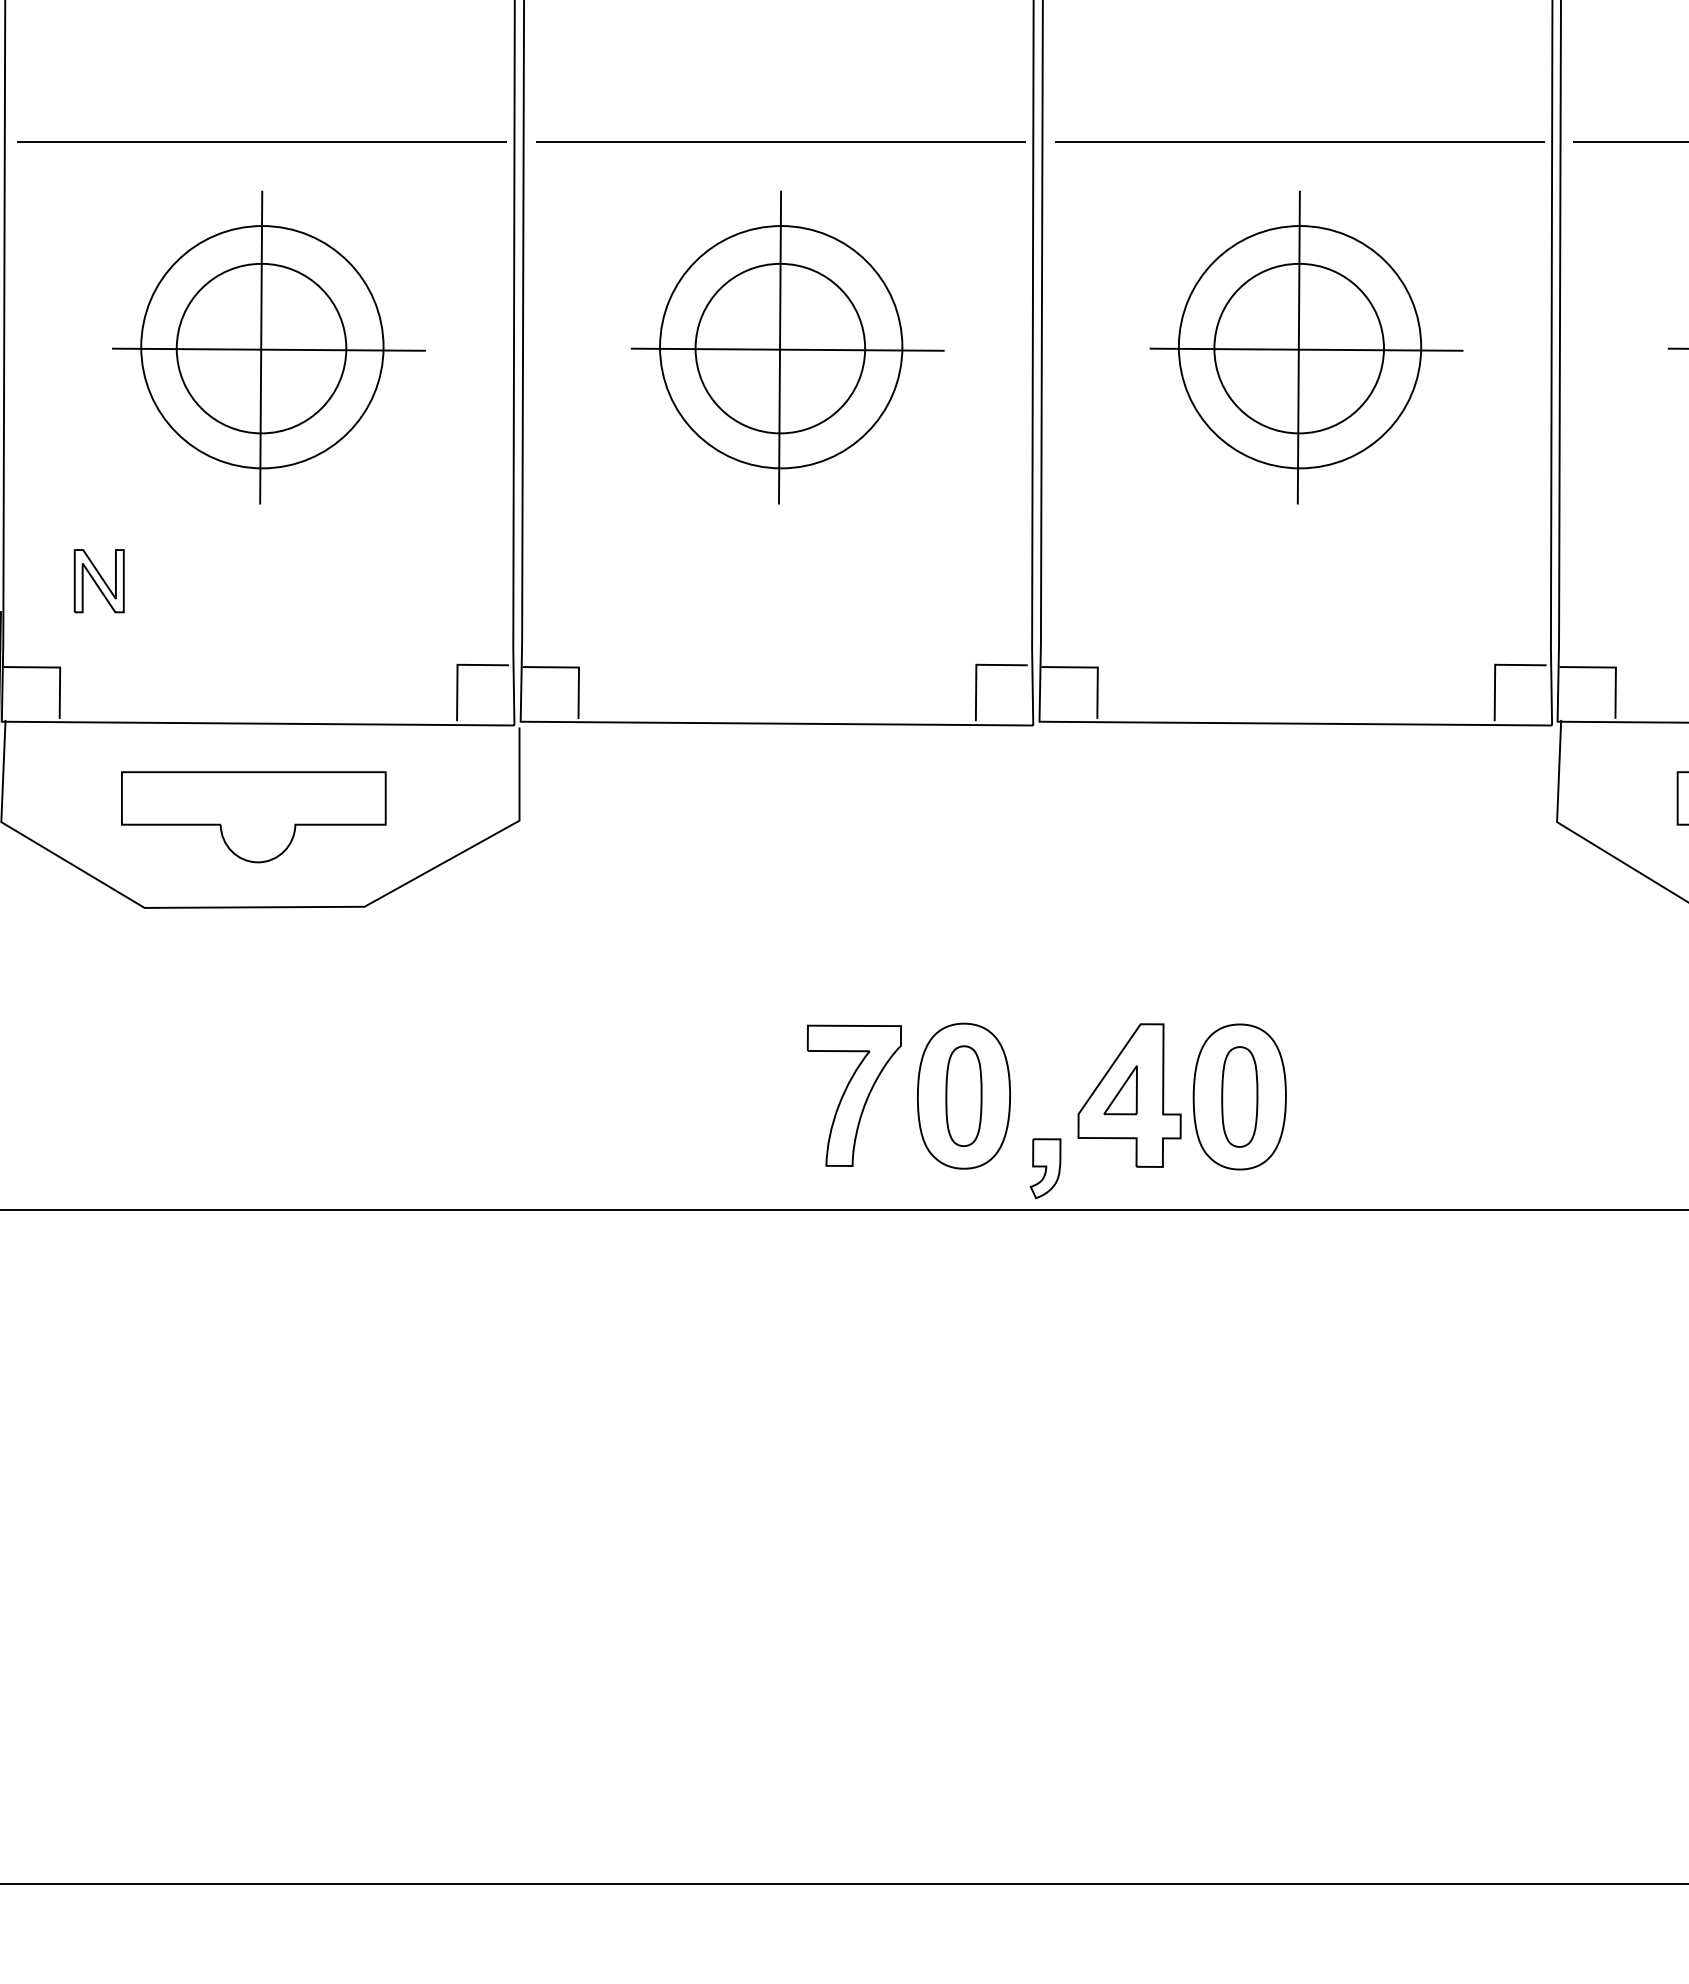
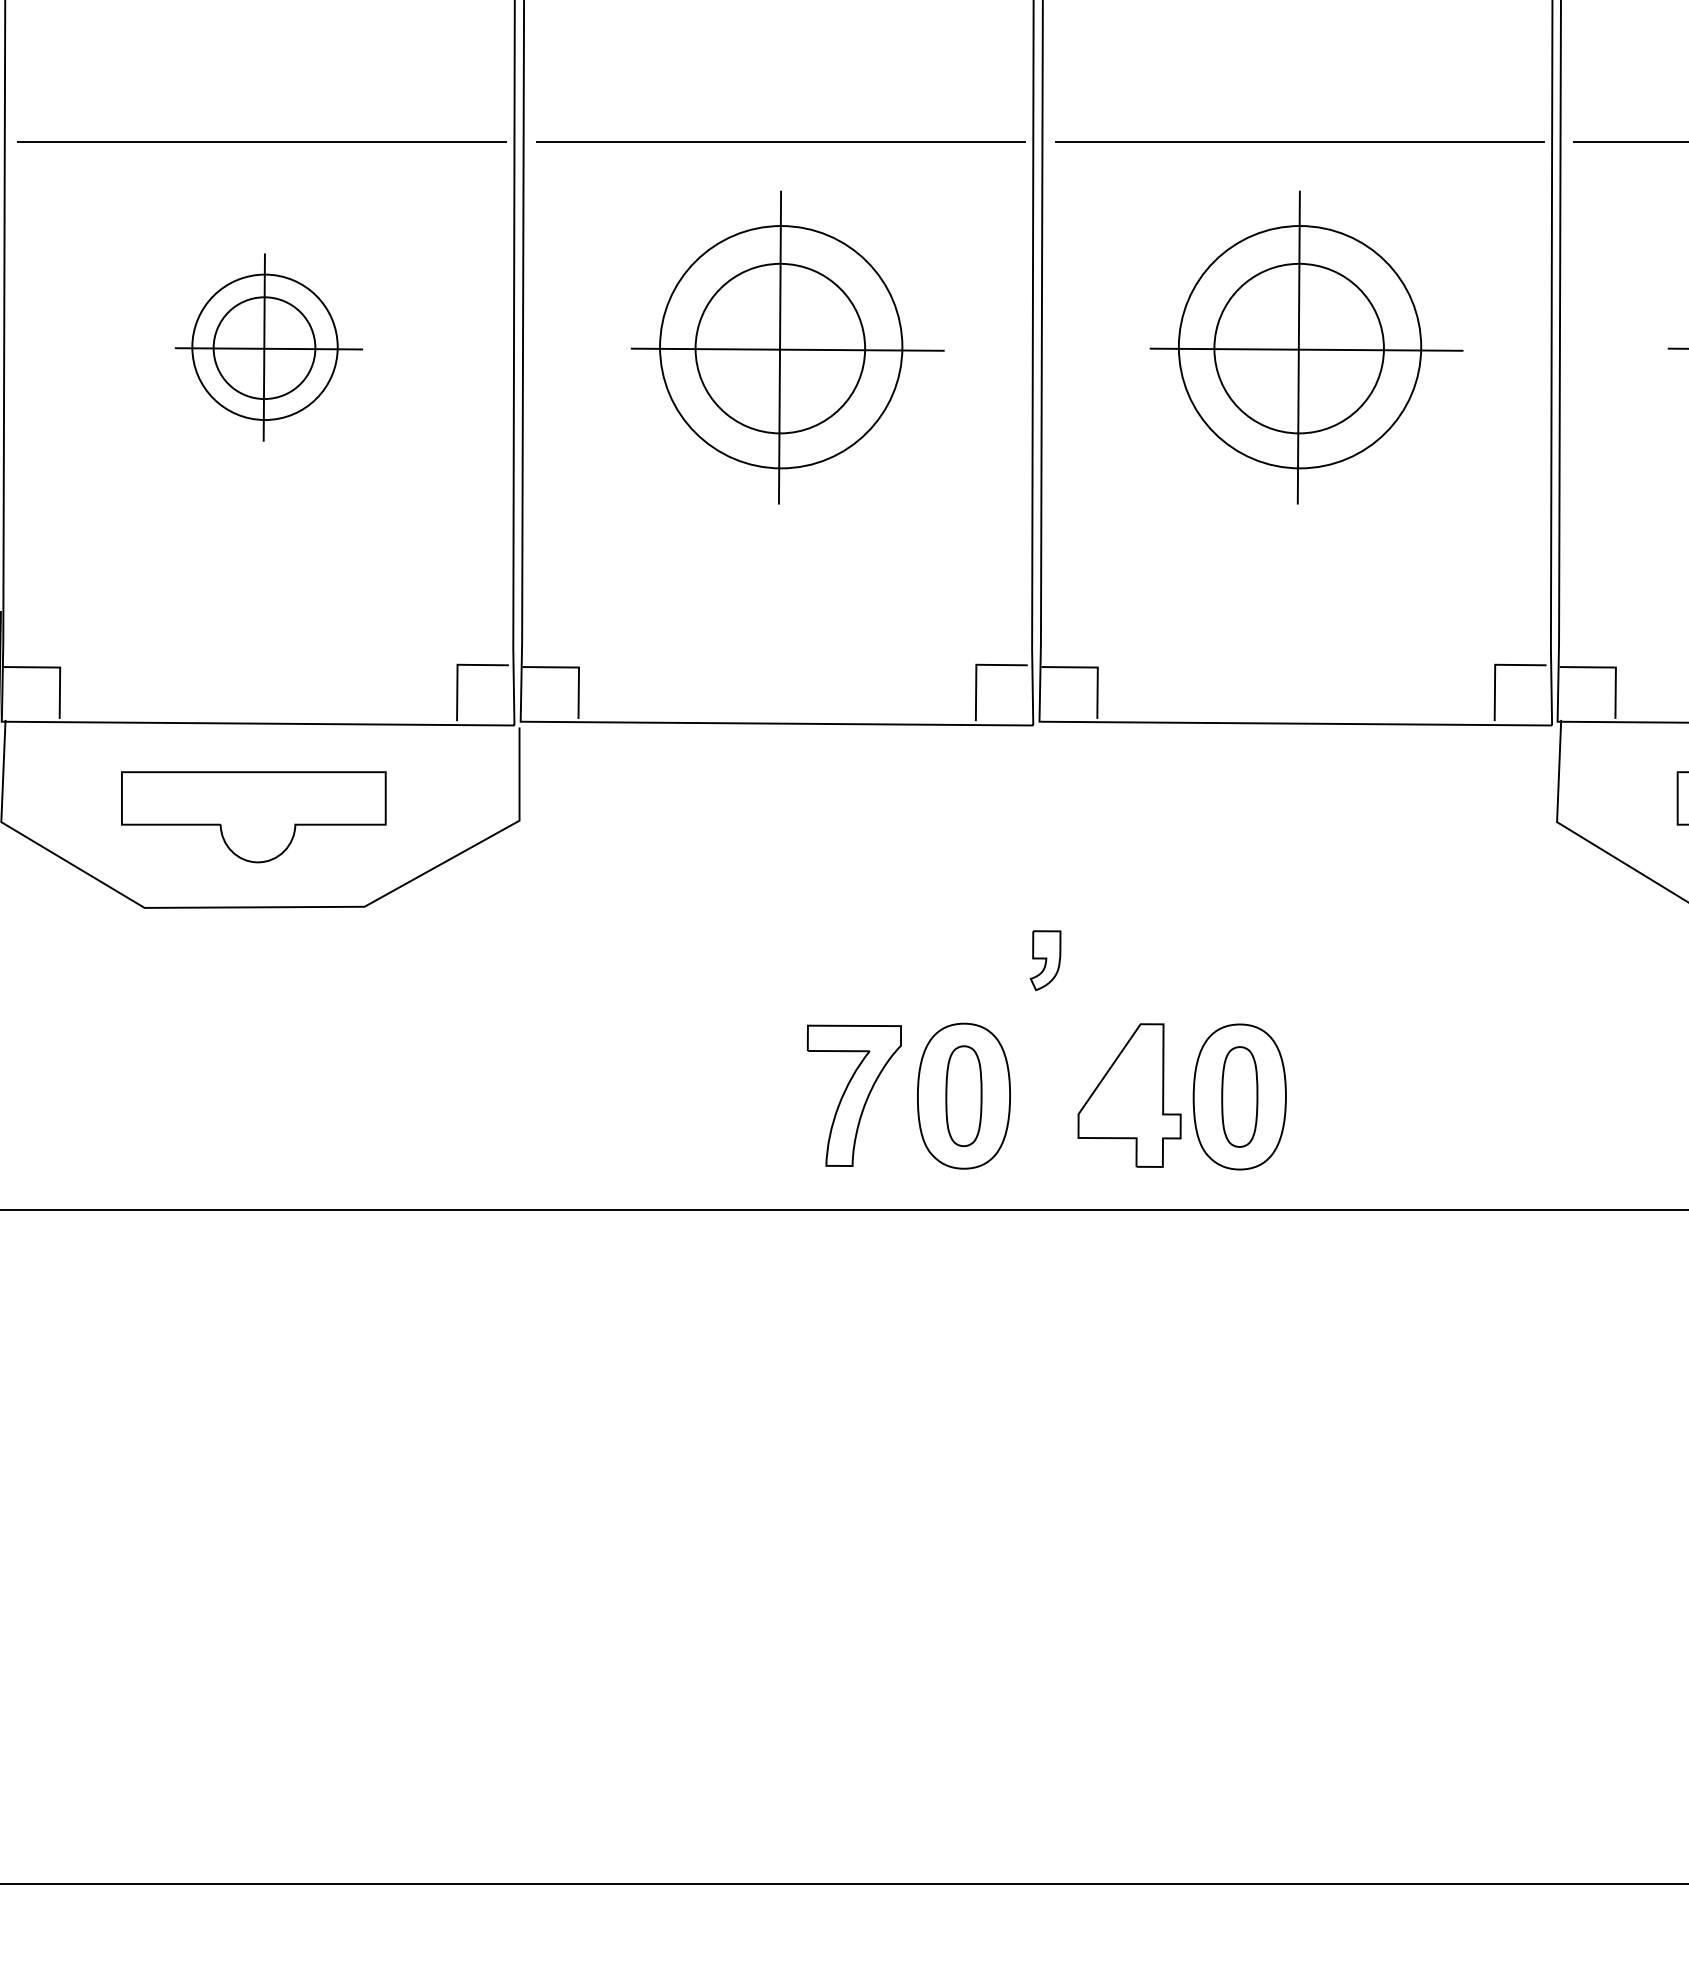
part size: 314x315 px -> 190x189 px (268, 347)
part: present -> none (98, 581)
part: present -> none (1120, 1090)
part position: (1045, 1168) -> (1045, 960) (1045, 960)
